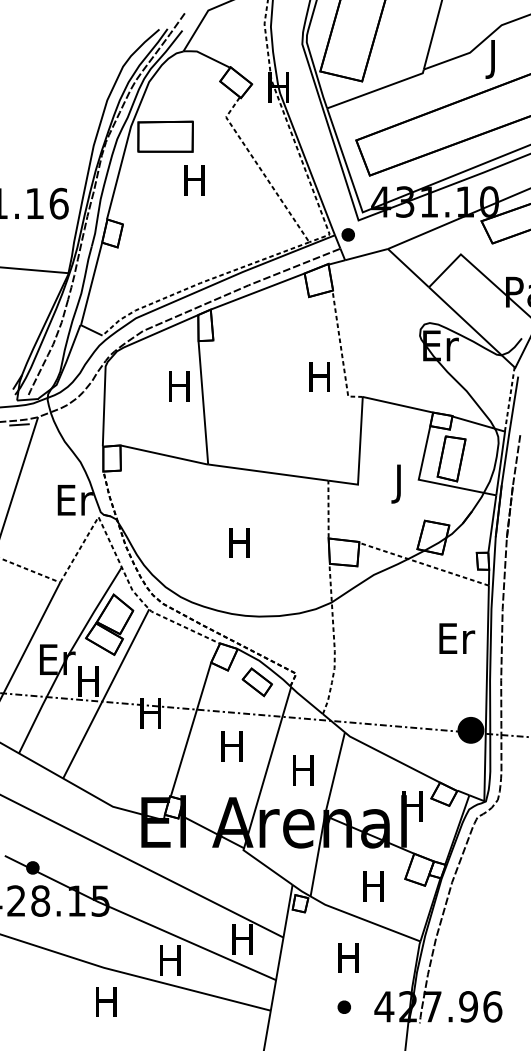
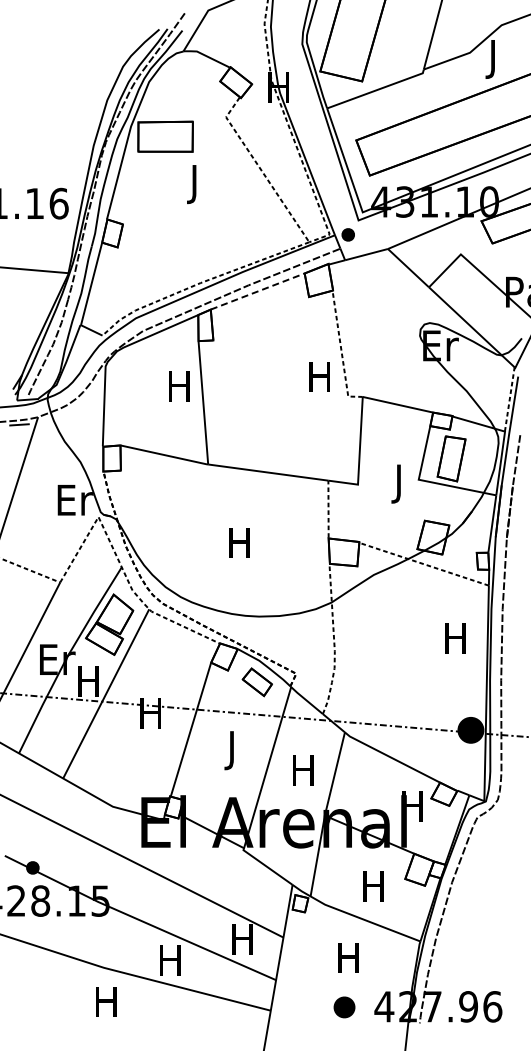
text: H -> J (194, 184)
line: solid -> dashed (258, 291)
text: Er -> H (457, 638)
text: H -> J (231, 750)
part size: 14x14 px -> 23x23 px (344, 1007)
